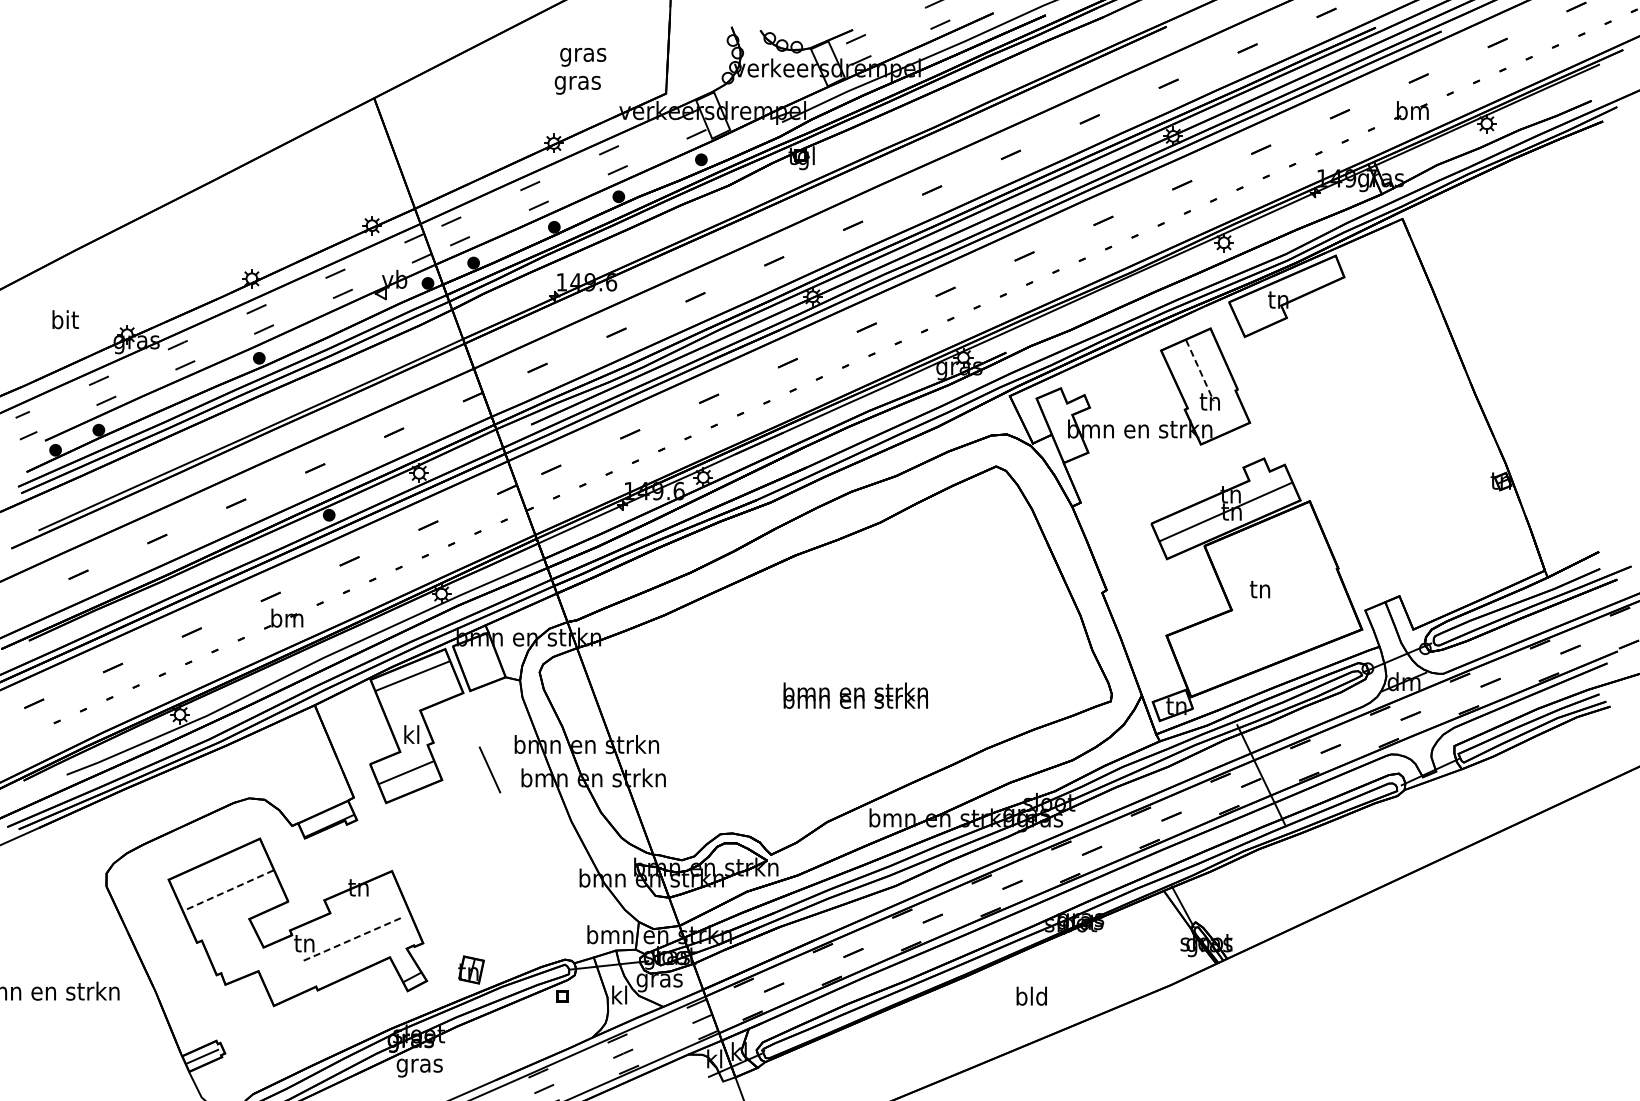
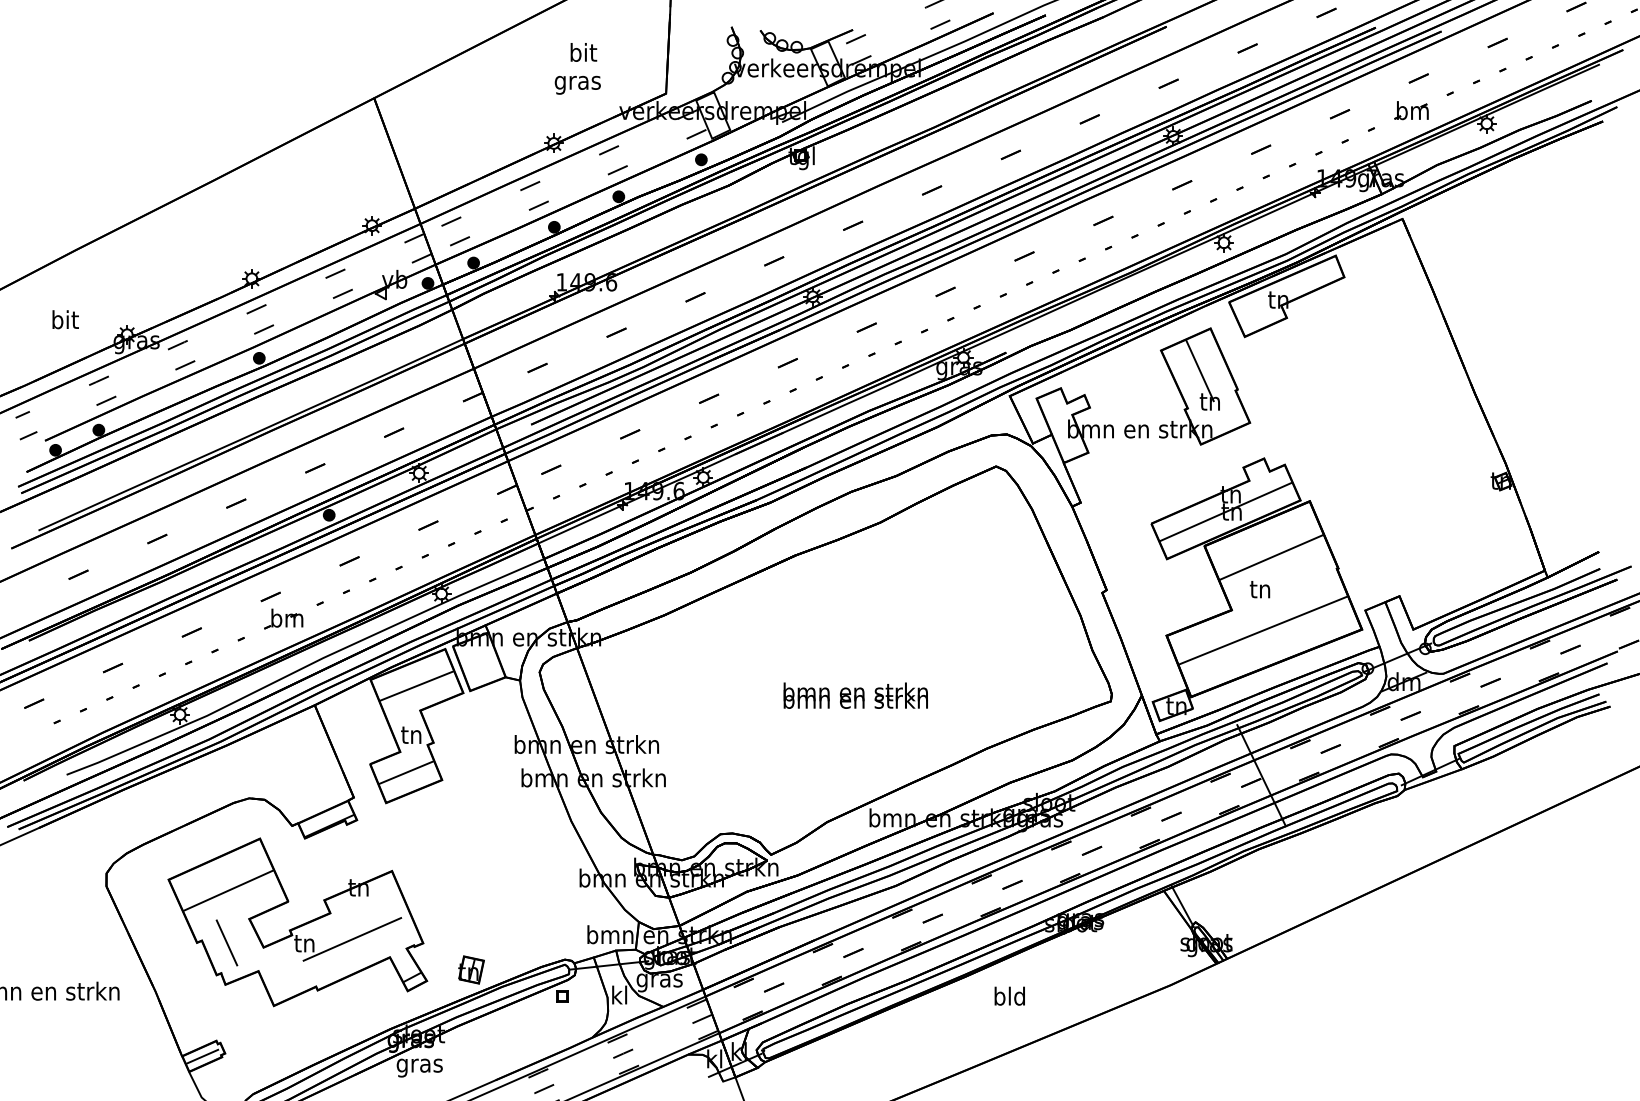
text: gras -> bit (583, 54)
line: dashed -> solid (1200, 371)
line: none -> present (1271, 556)
line: none -> present (1262, 630)
line position: (412, 675) -> (416, 685) (416, 685)
text: kl -> tn (411, 734)
line position: (489, 769) -> (226, 942) (226, 942)
line: dashed -> solid (228, 890)
line: dashed -> solid (352, 939)
text position: (1031, 995) -> (1009, 995) (1009, 995)
